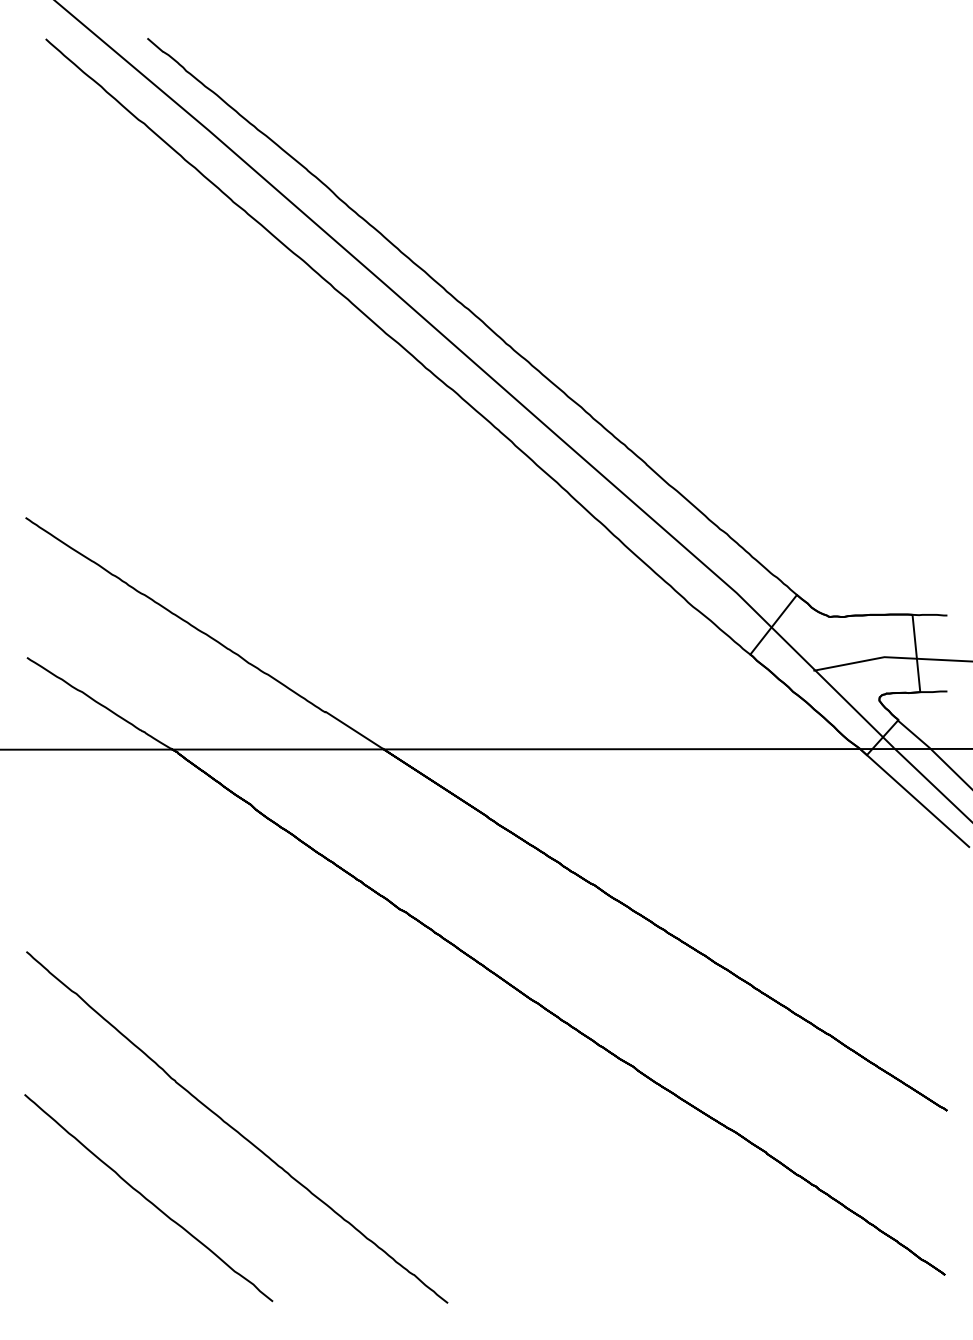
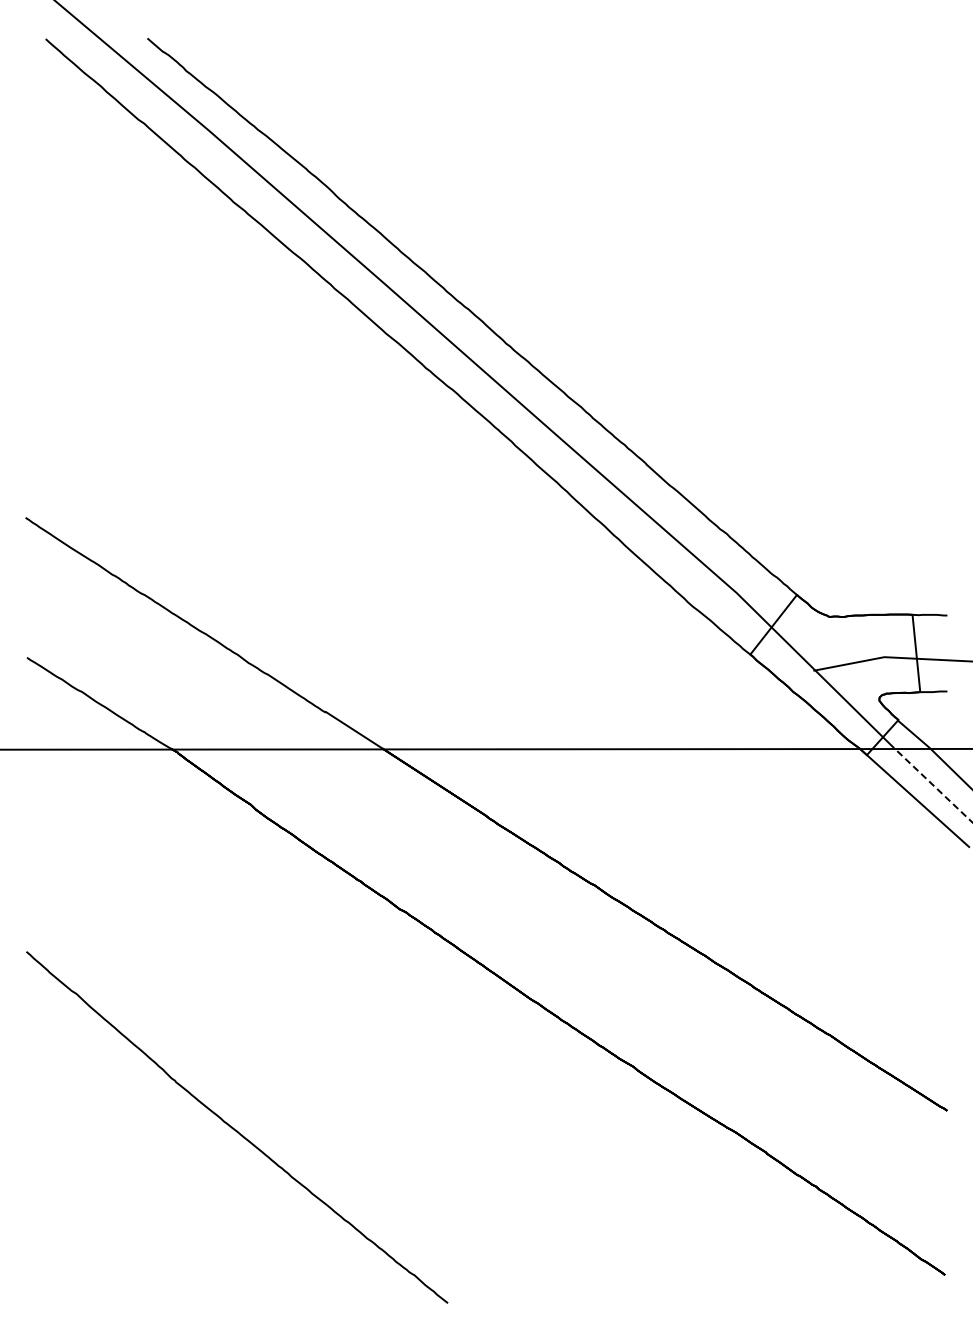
line: solid -> dashed (933, 785)
curve: present -> none (147, 1198)
